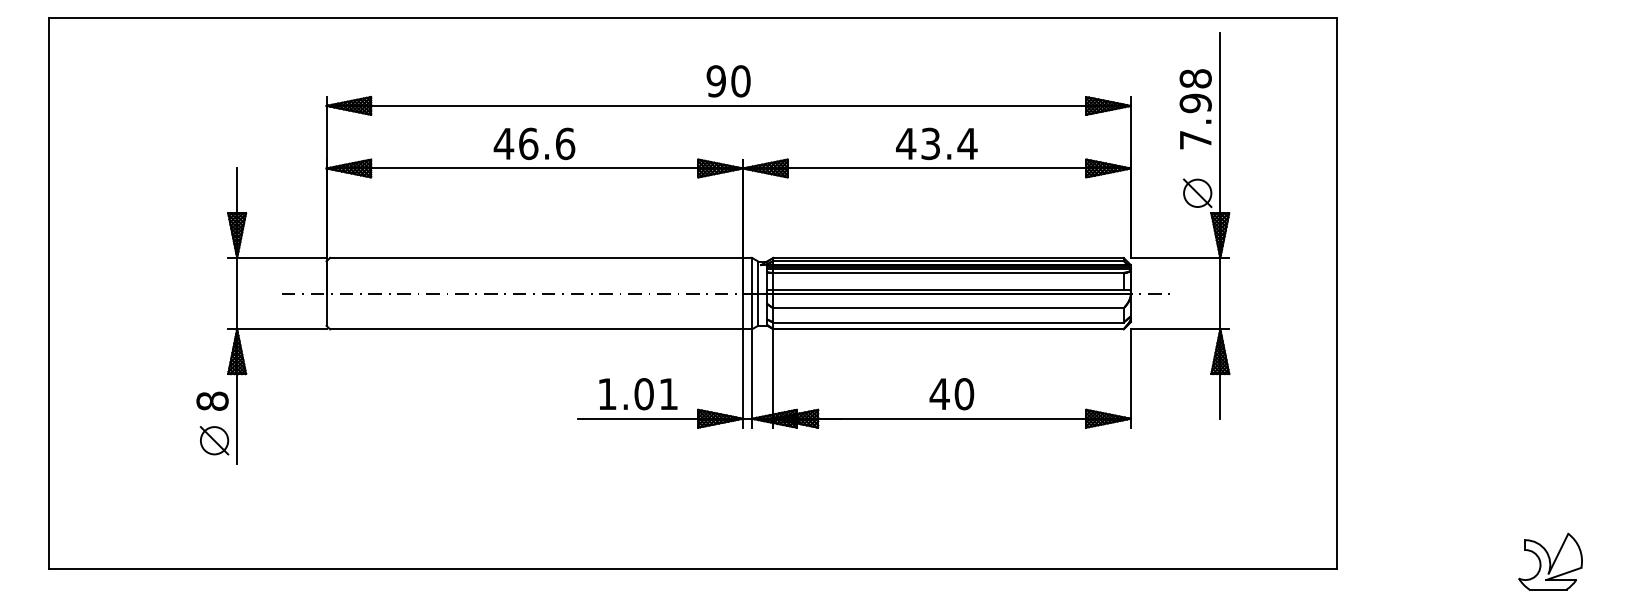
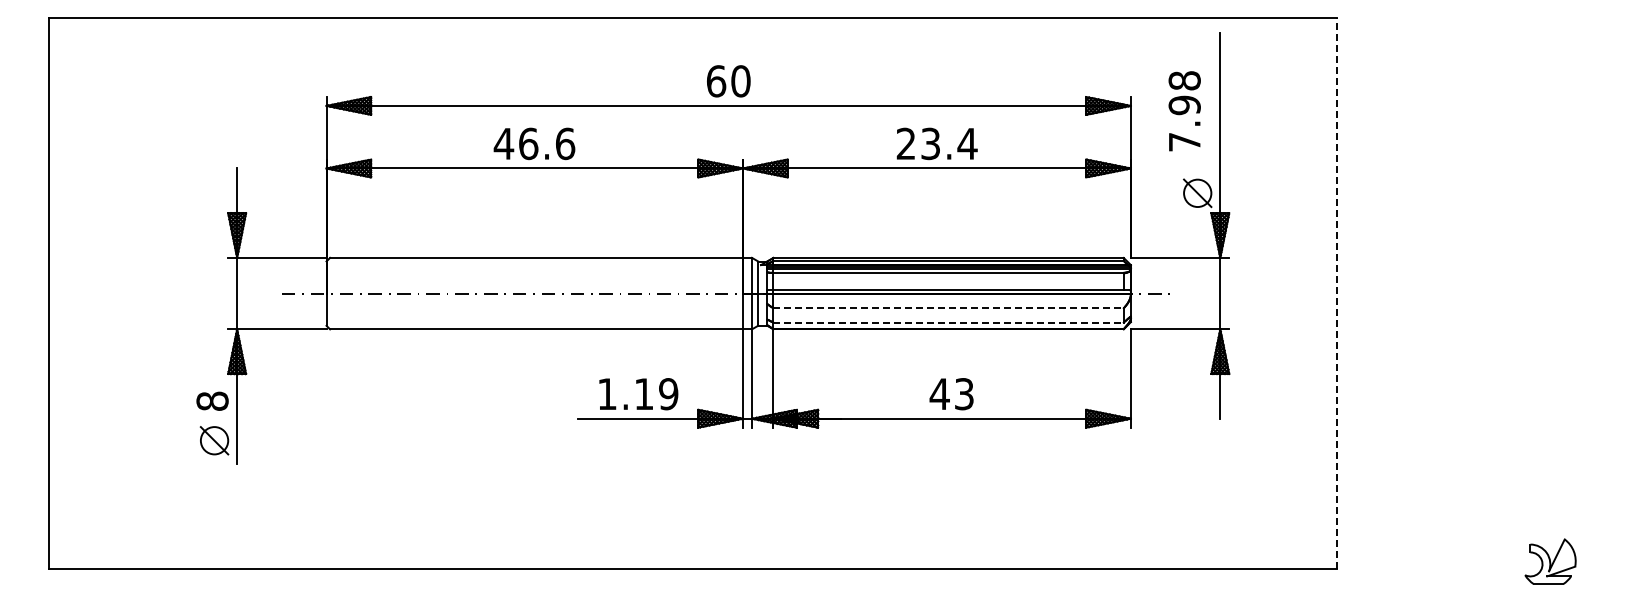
text: 90 -> 60 (716, 81)
text position: (1195, 109) -> (1184, 111) (1184, 111)
text: 43.4 -> 23.4 (906, 143)
line: solid -> dashed (1336, 293)
line: solid -> dashed (949, 308)
line: solid -> dashed (949, 322)
text: 1.01 -> 1.19 (656, 394)
text: 40 -> 43 (964, 394)
part size: 65x58 px -> 53x47 px (1550, 561)
